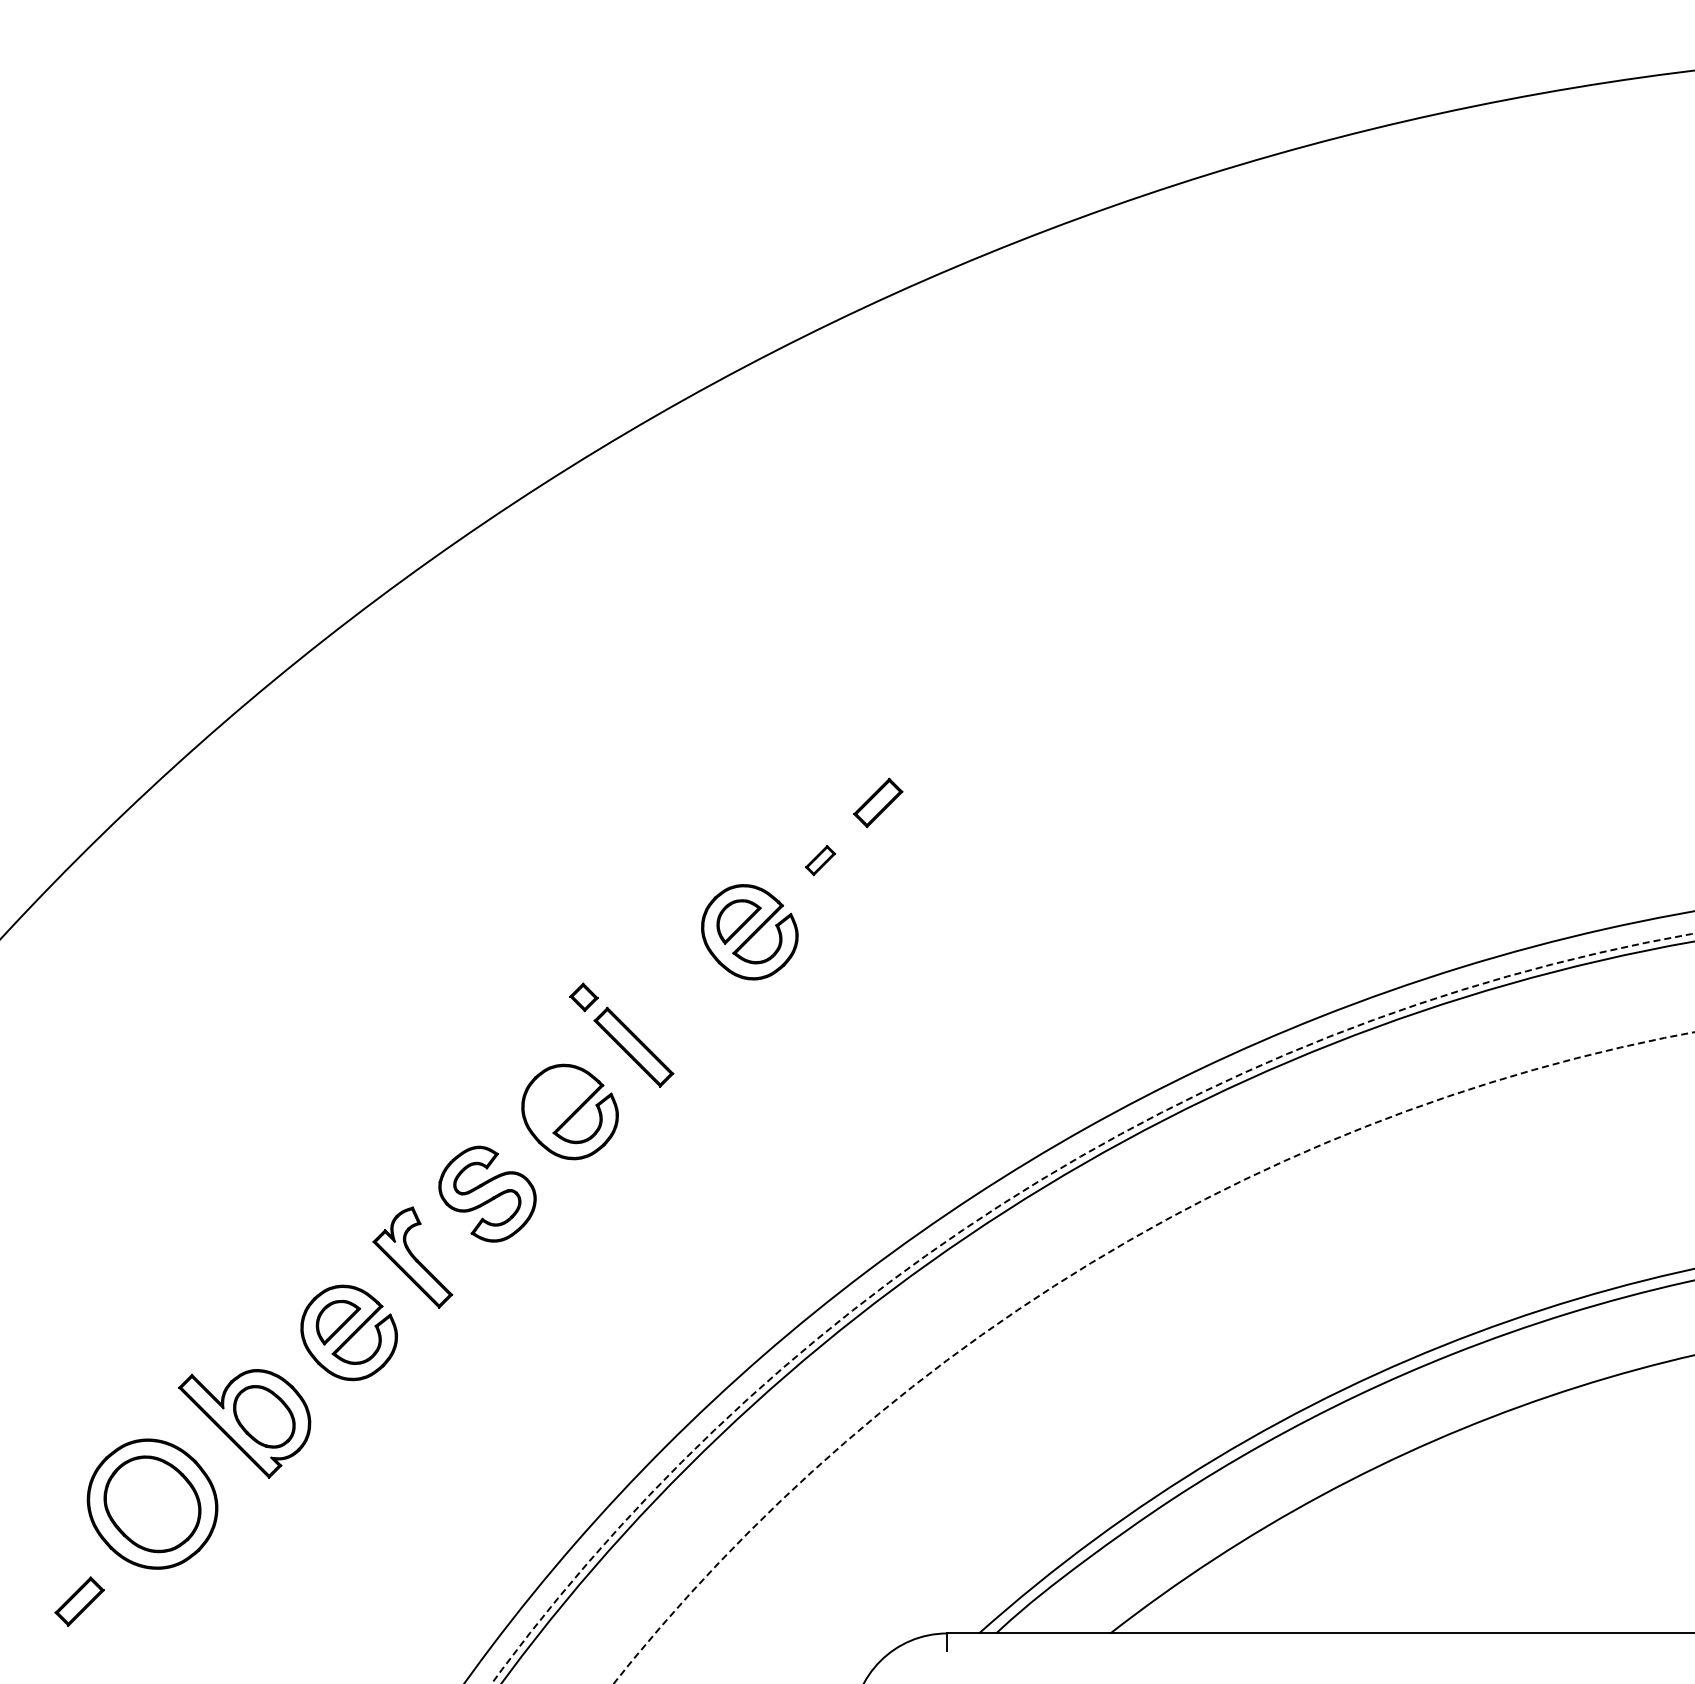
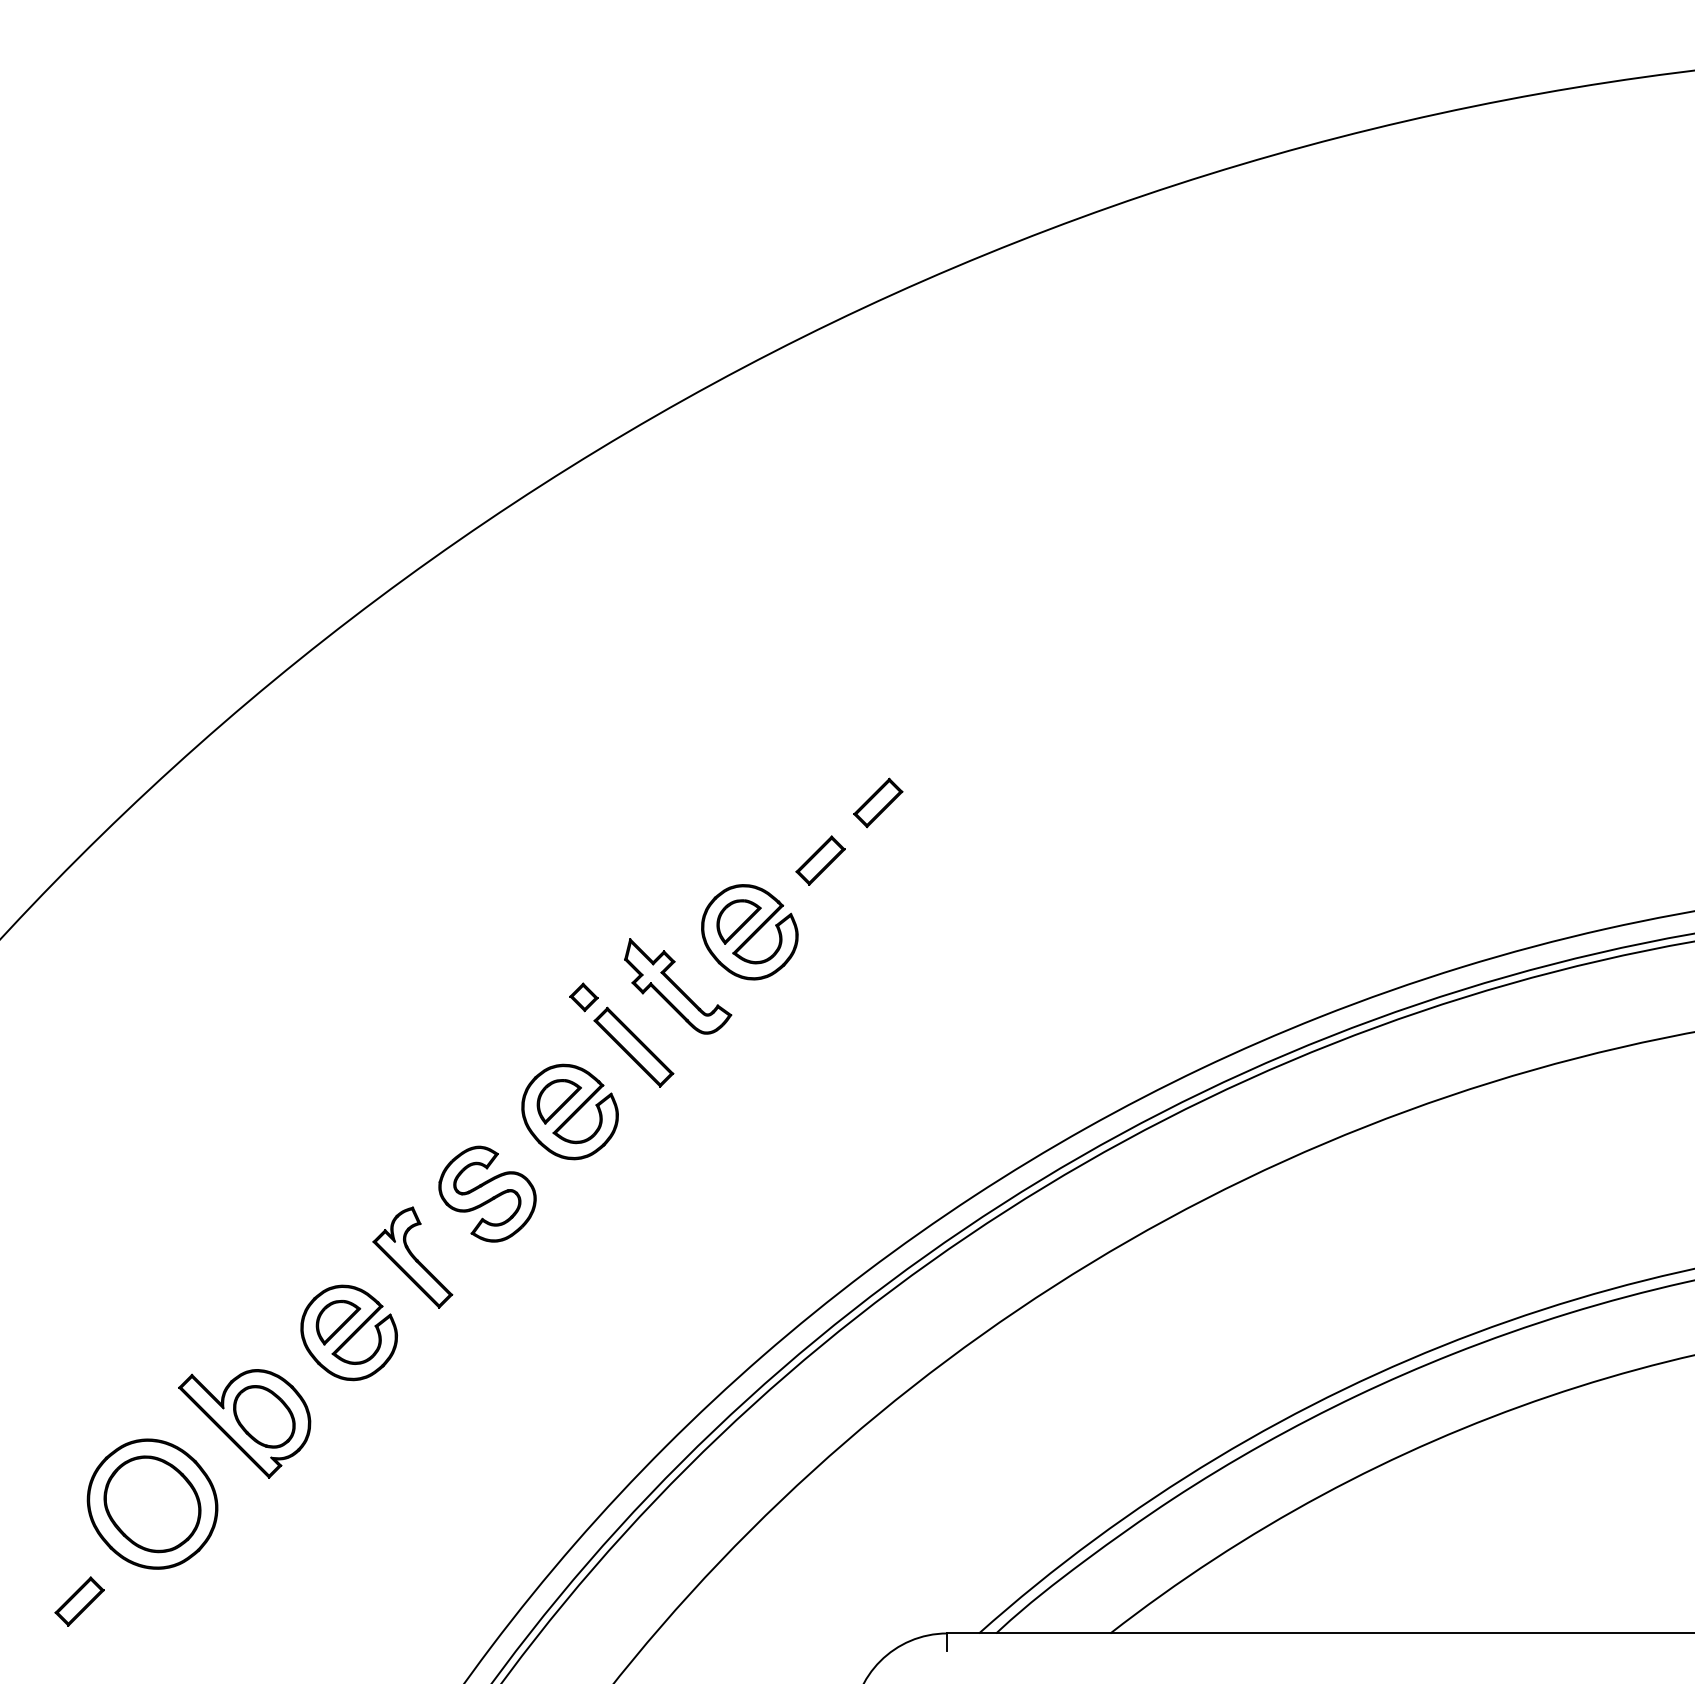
part size: 32x32 px -> 51x51 px (820, 860)
part: none -> present (678, 986)
part: none -> present (558, 1101)
circle: dashed -> solid (1092, 1308)
circle: dashed -> solid (1153, 1357)
